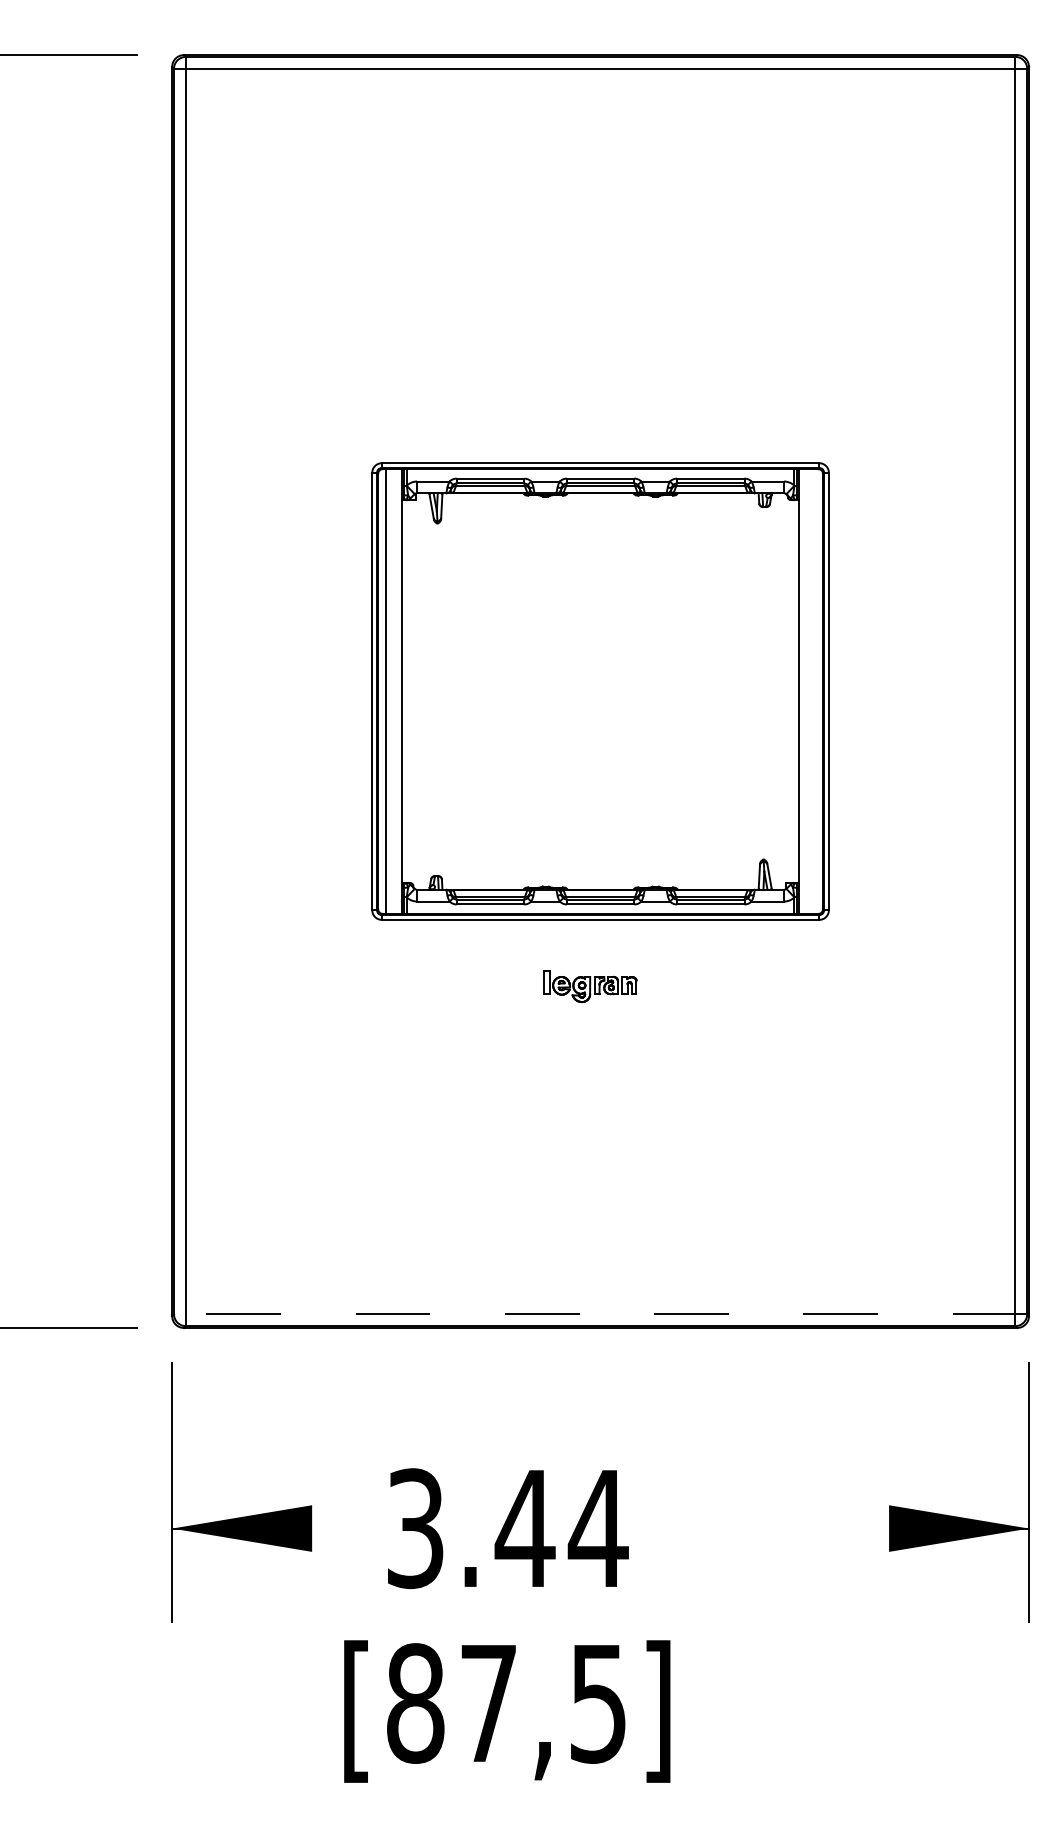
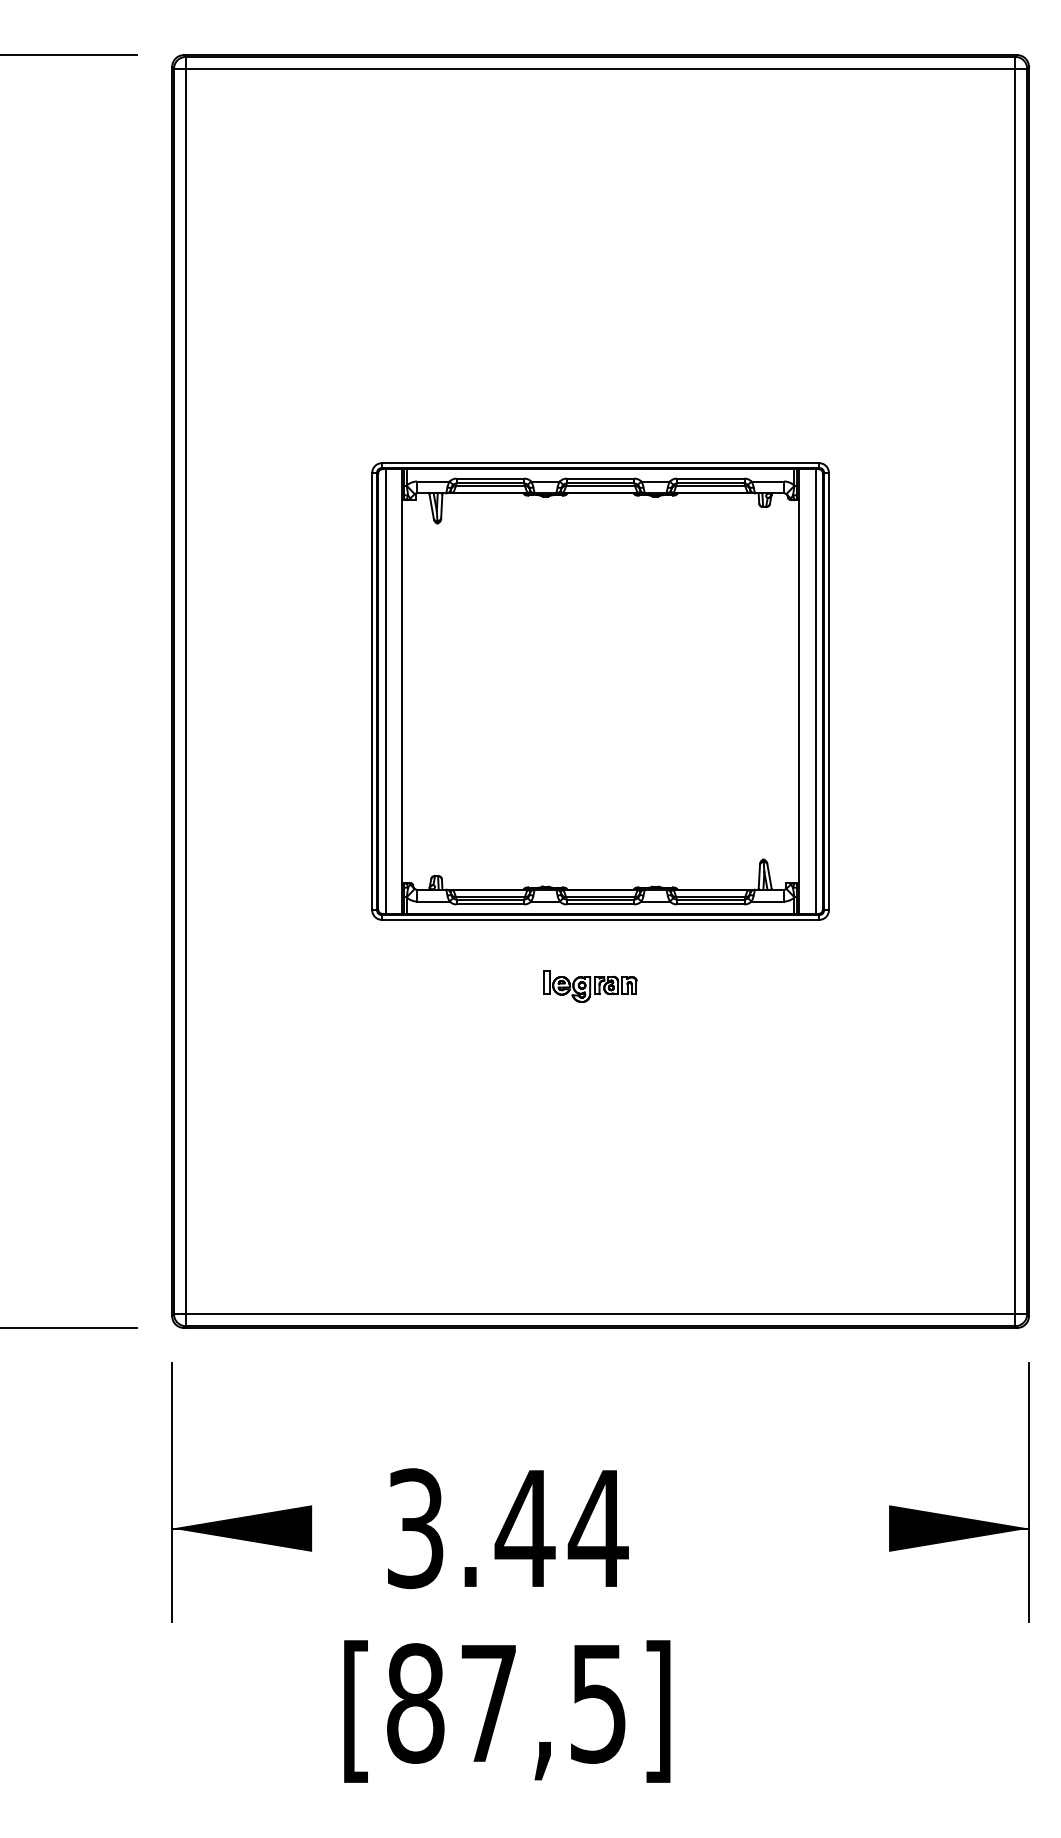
line: none -> present (815, 691)
line: dashed -> solid (600, 1314)
